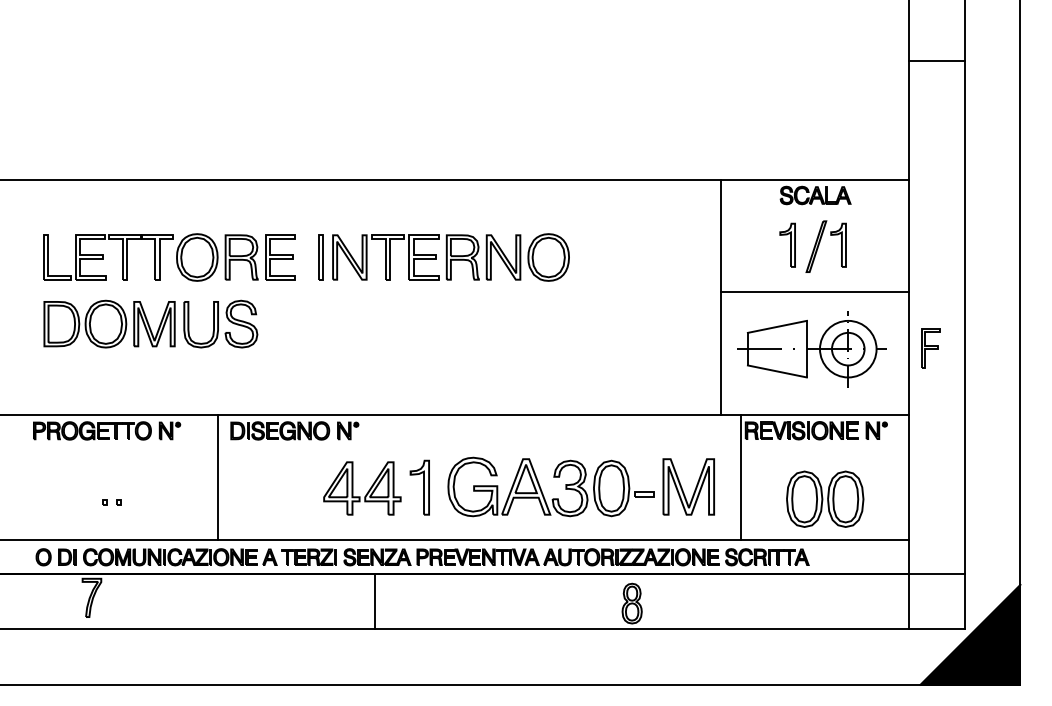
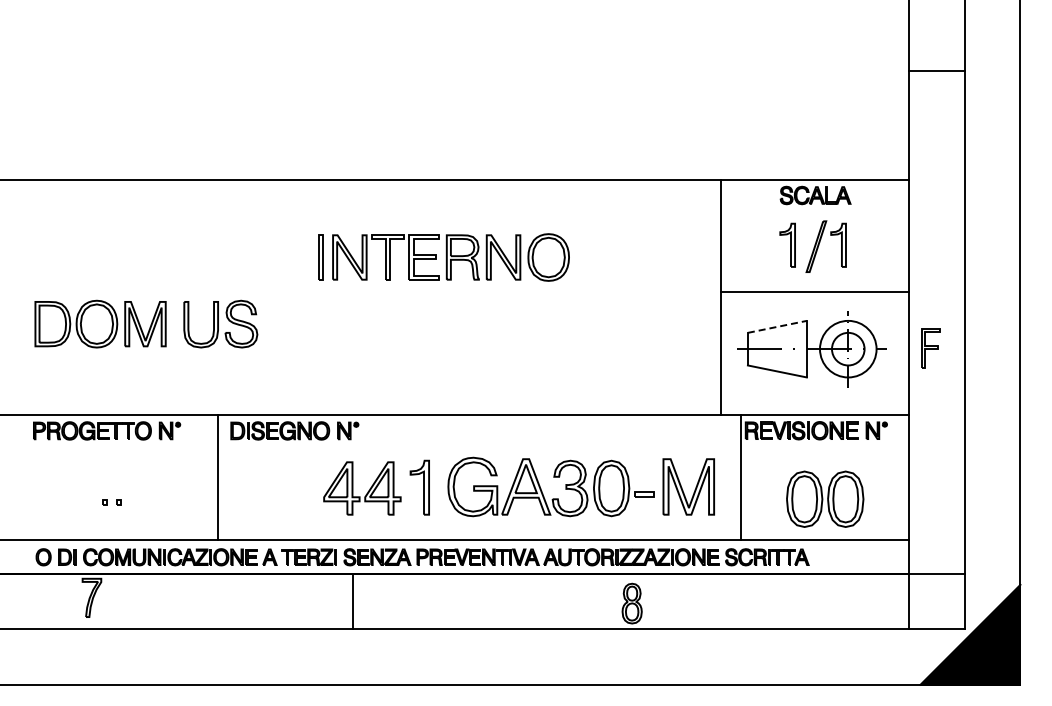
line position: (936, 61) -> (936, 71) (936, 71)
part: present -> none (176, 257)
part position: (109, 323) -> (100, 323) (100, 323)
line: solid -> dashed (777, 326)
line position: (374, 601) -> (352, 601) (352, 601)
